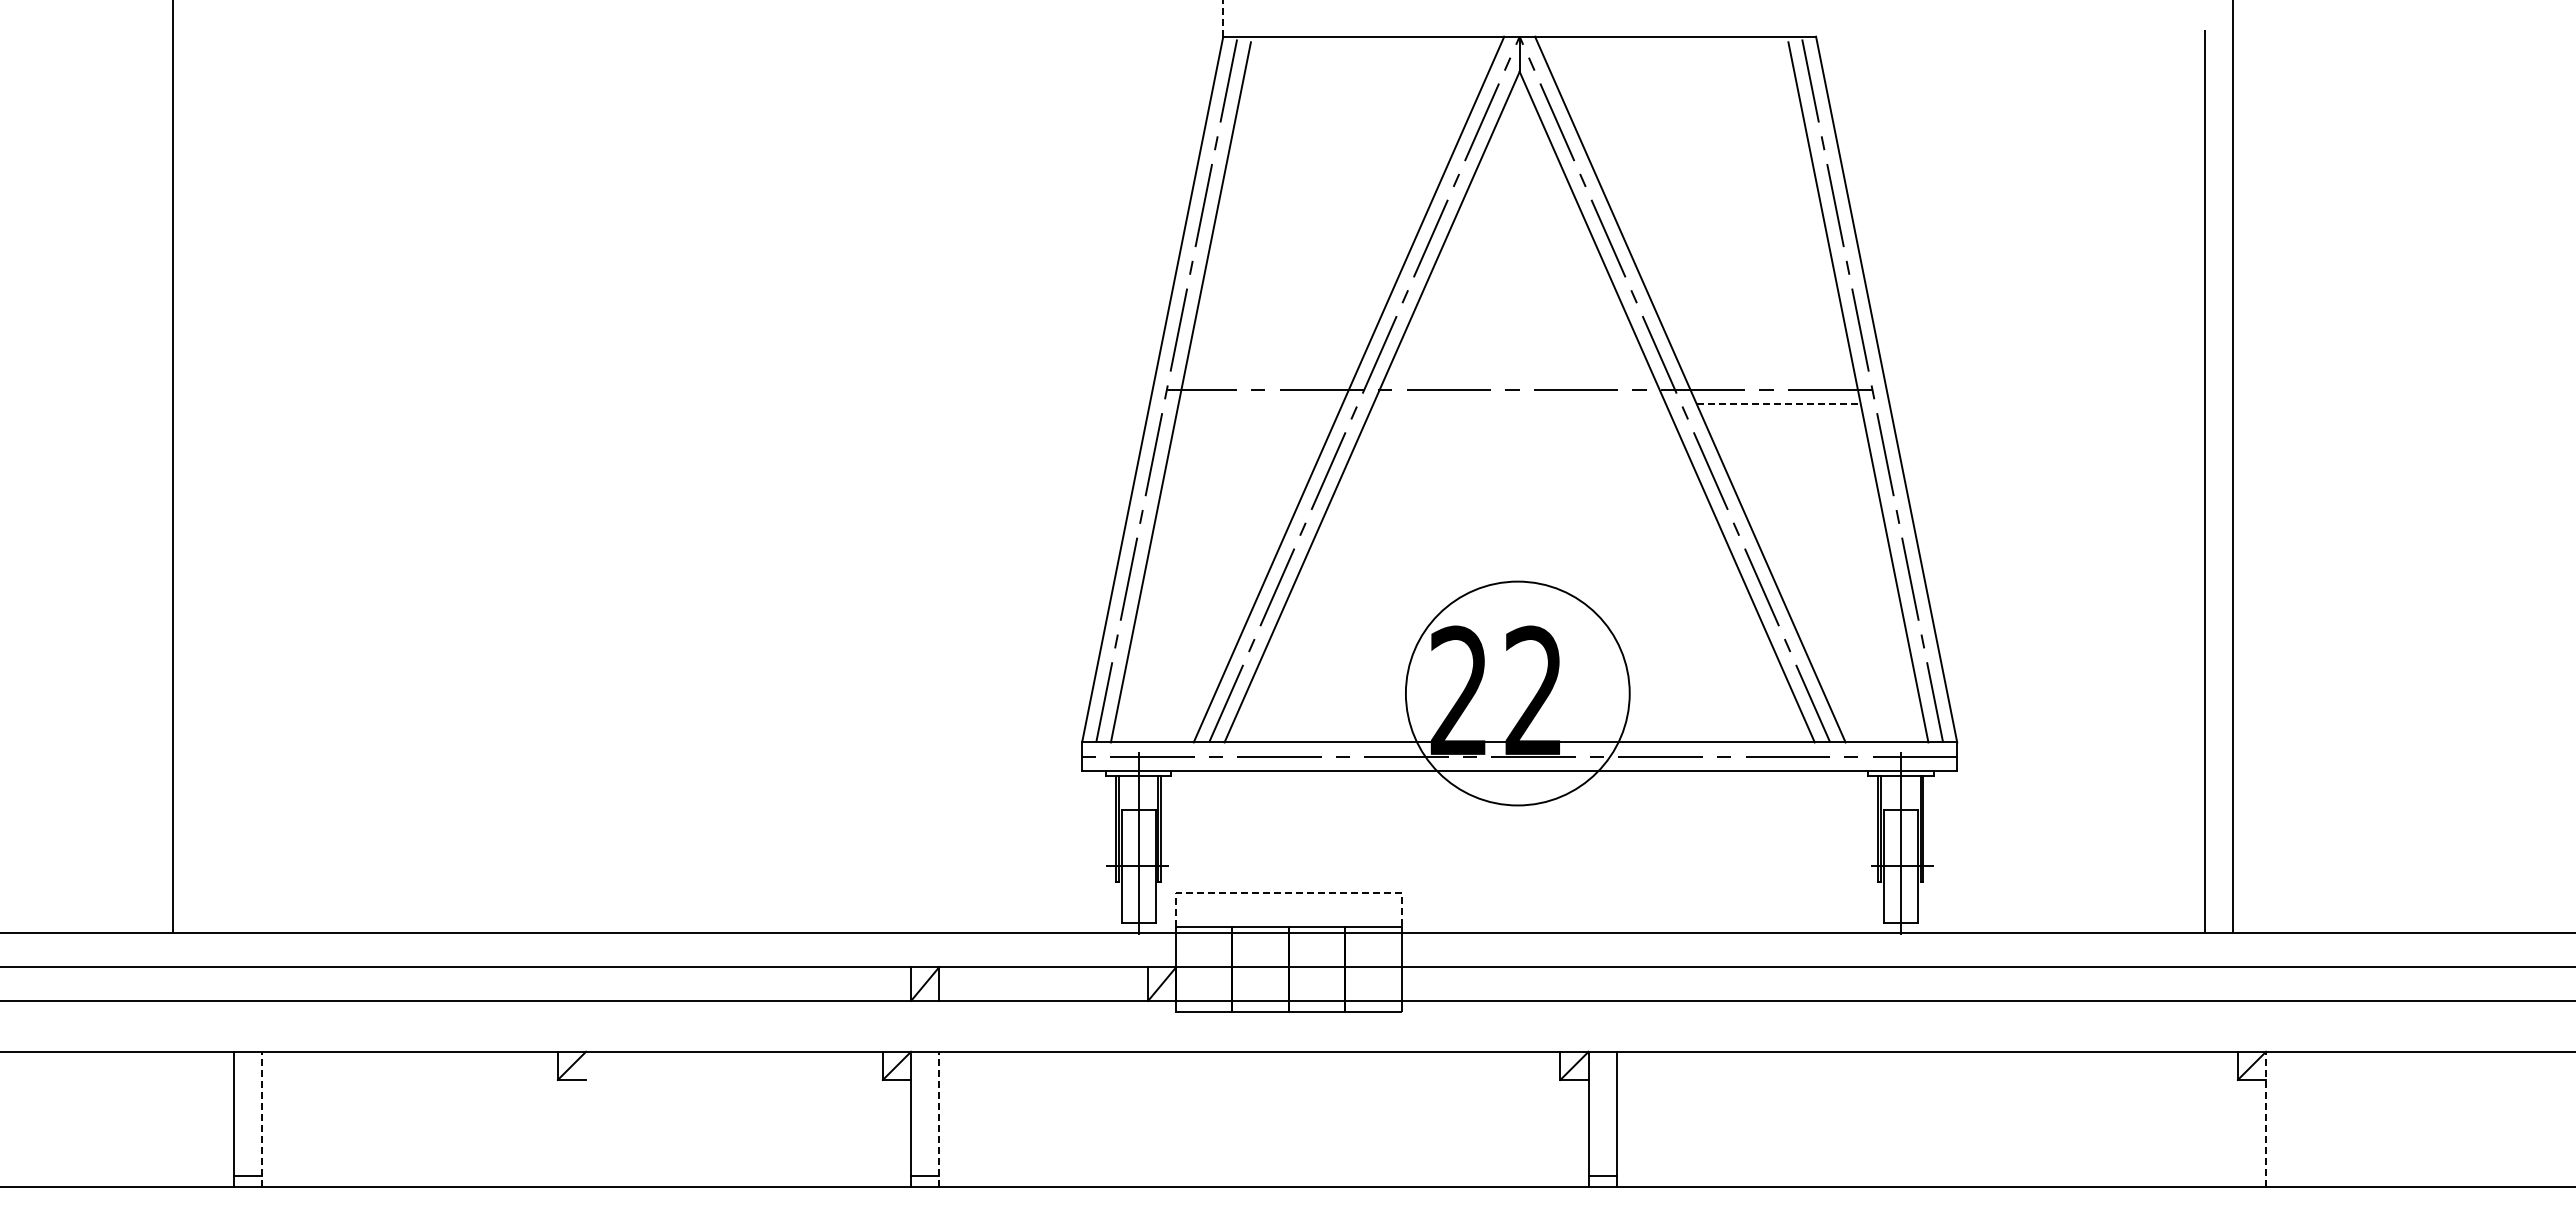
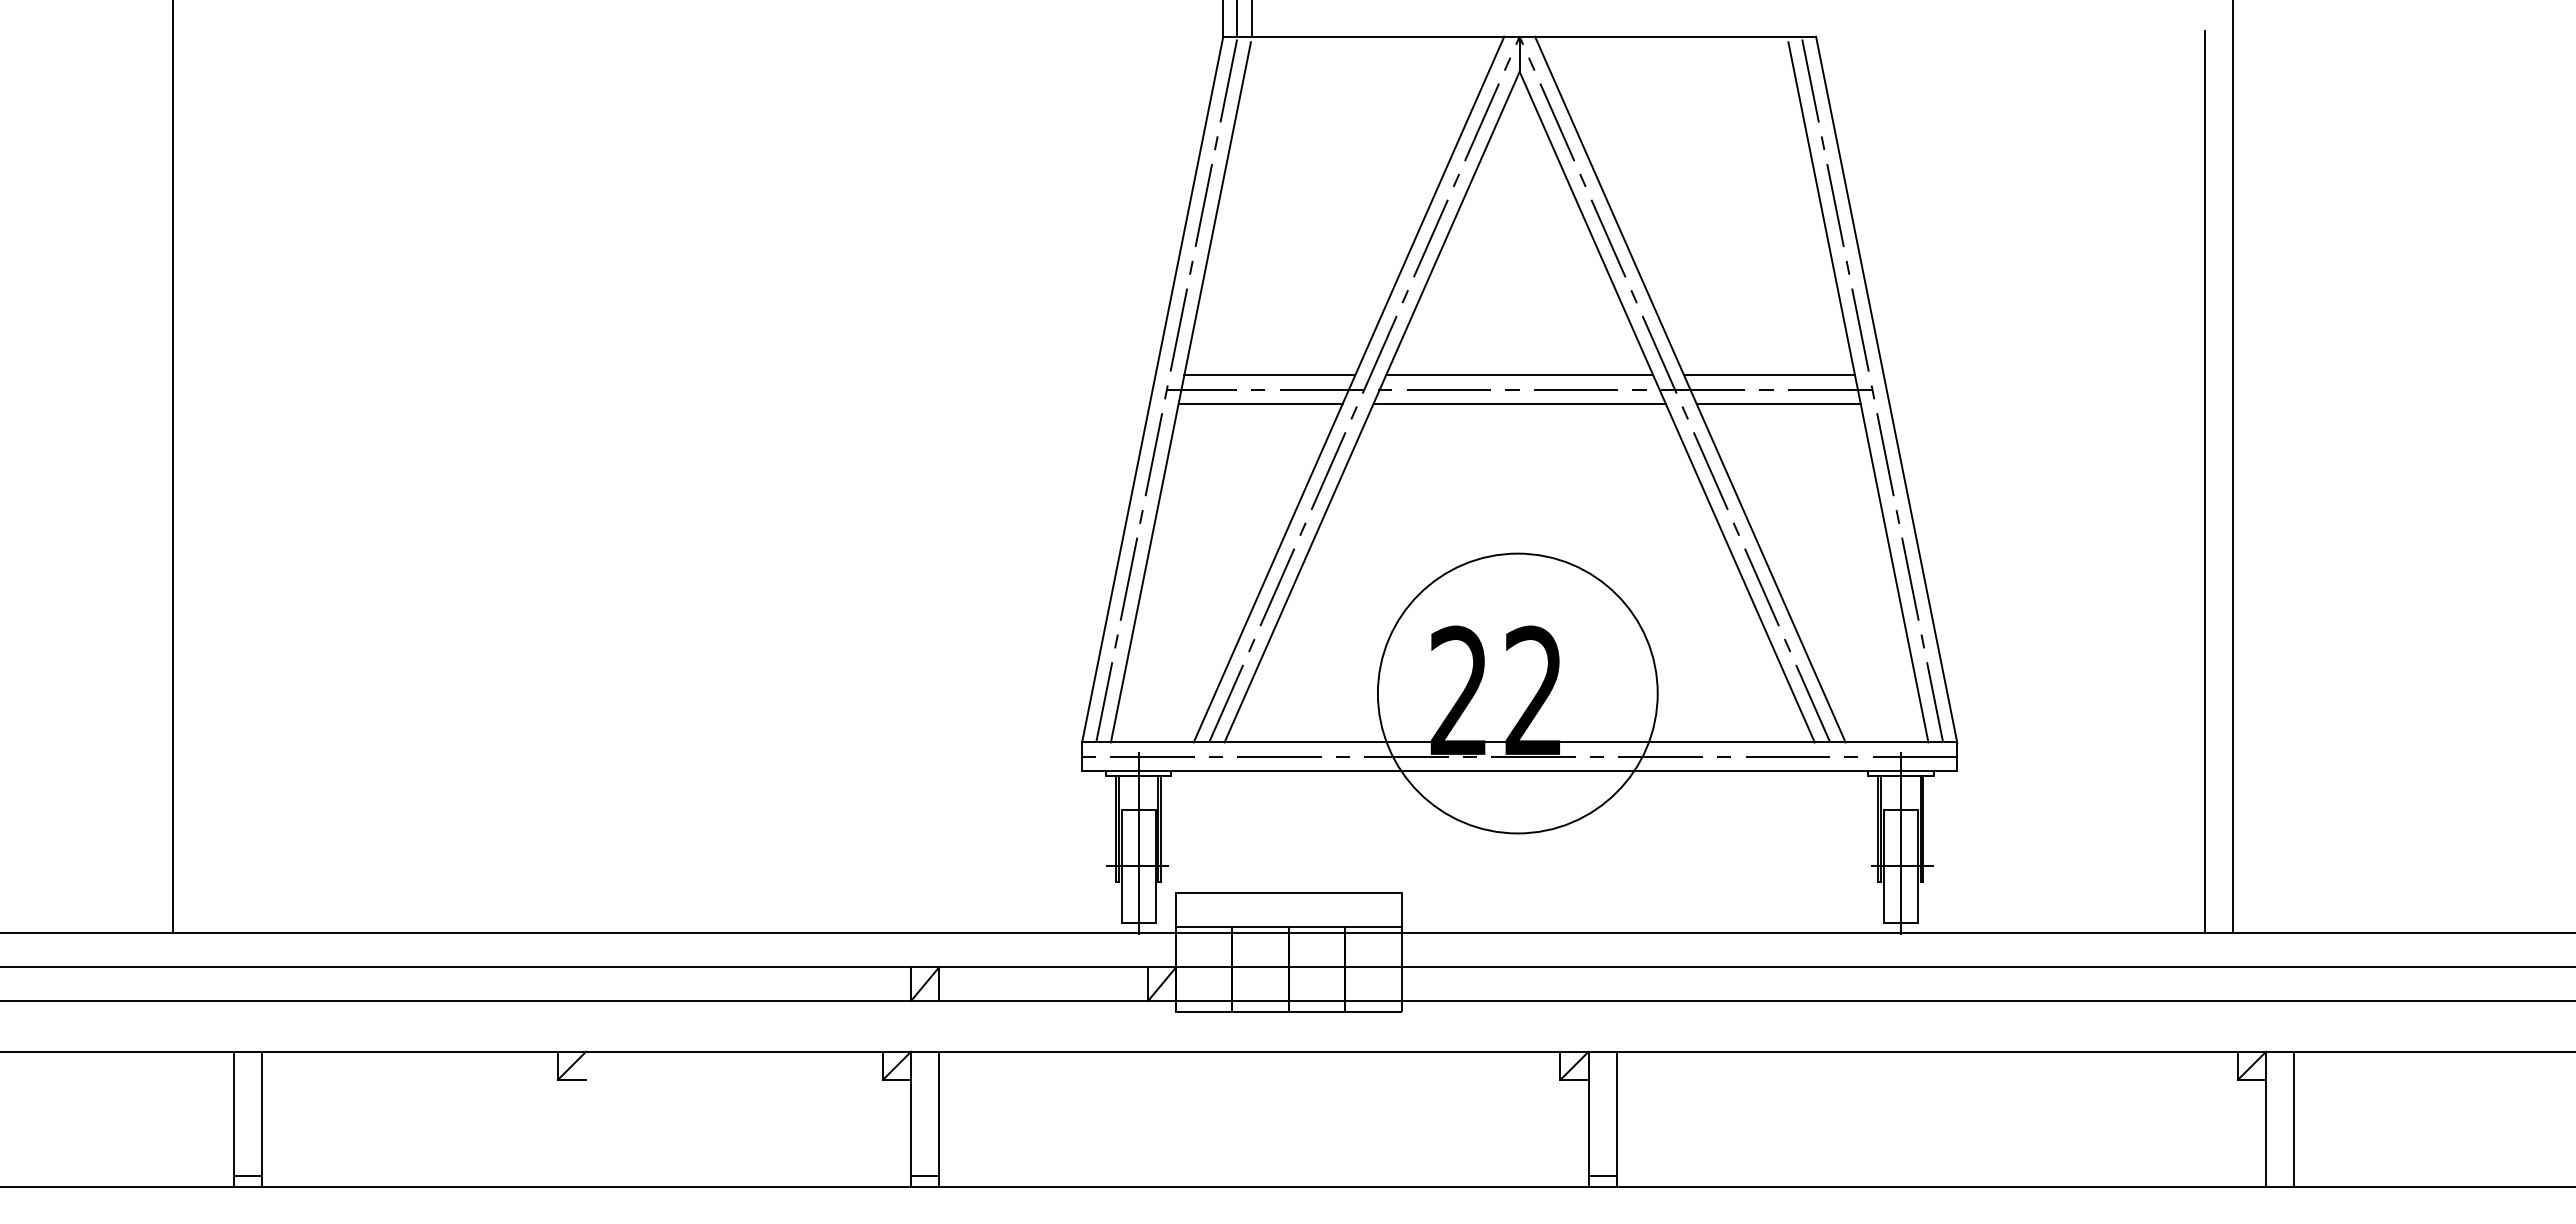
line: dashed -> solid (1223, 18)
line: none -> present (1237, 19)
line: none -> present (1251, 19)
line: none -> present (1269, 375)
line: none -> present (1519, 375)
line: none -> present (1769, 375)
line: none -> present (1260, 403)
line: none -> present (1519, 403)
line: dashed -> solid (1779, 403)
circle diameter: 224 px -> 280 px (1517, 693)
line: dashed -> solid (1288, 893)
line: dashed -> solid (261, 1119)
line: dashed -> solid (939, 1119)
line: dashed -> solid (2266, 1119)
line: none -> present (2294, 1119)
